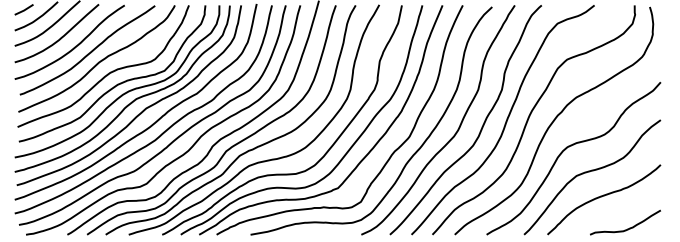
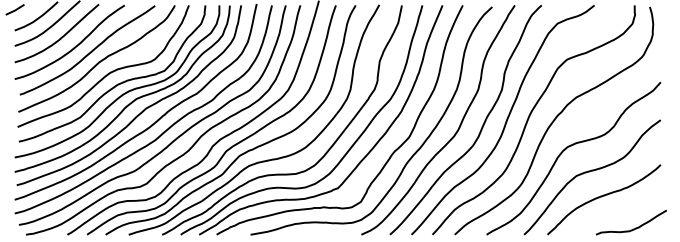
line position: (23, 9) -> (14, 9) (14, 9)
curve position: (627, 228) -> (633, 228) (633, 228)
